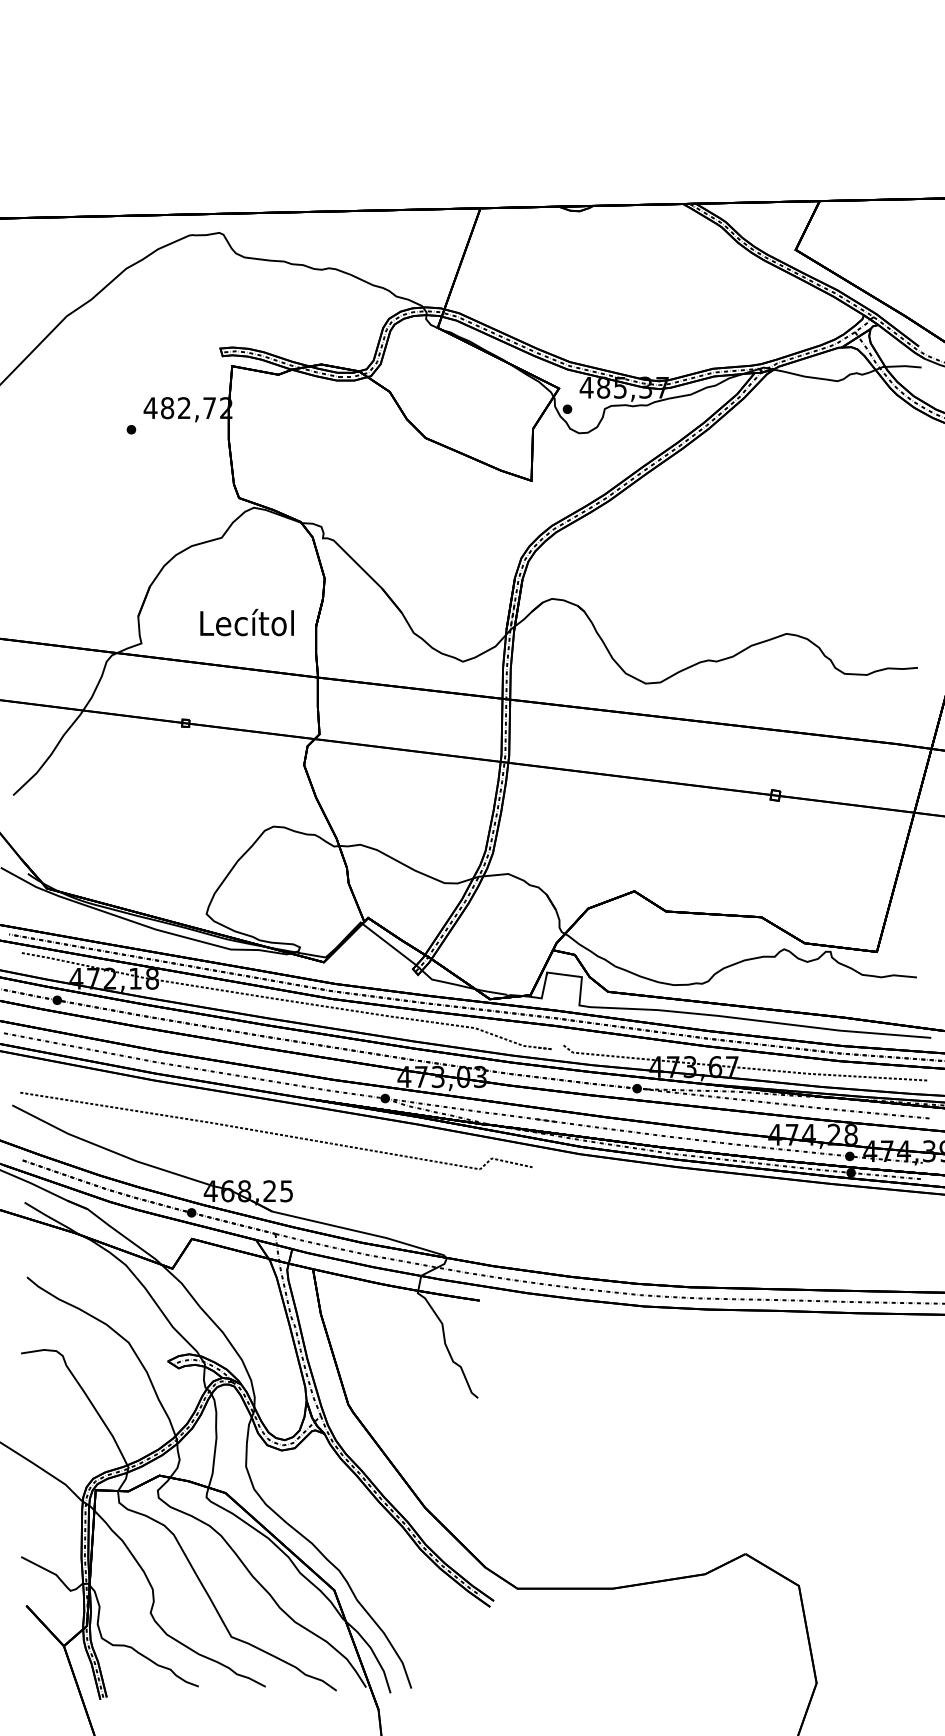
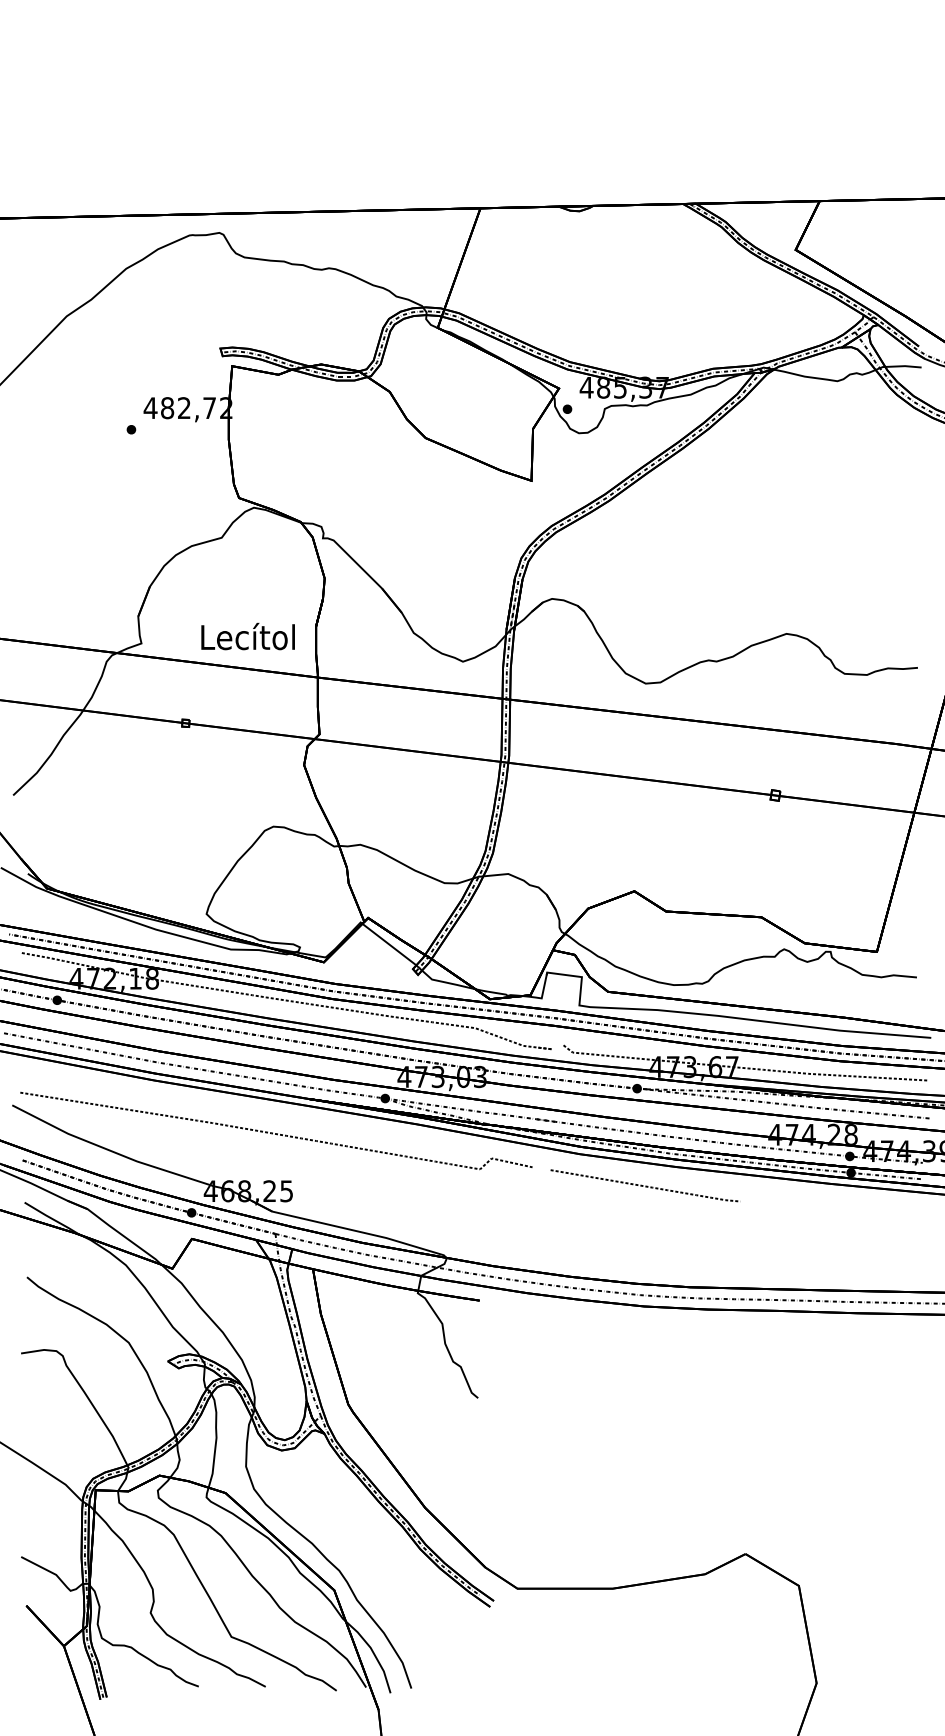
text position: (246, 622) -> (247, 636) (247, 636)
curve: none -> present (645, 1185)
